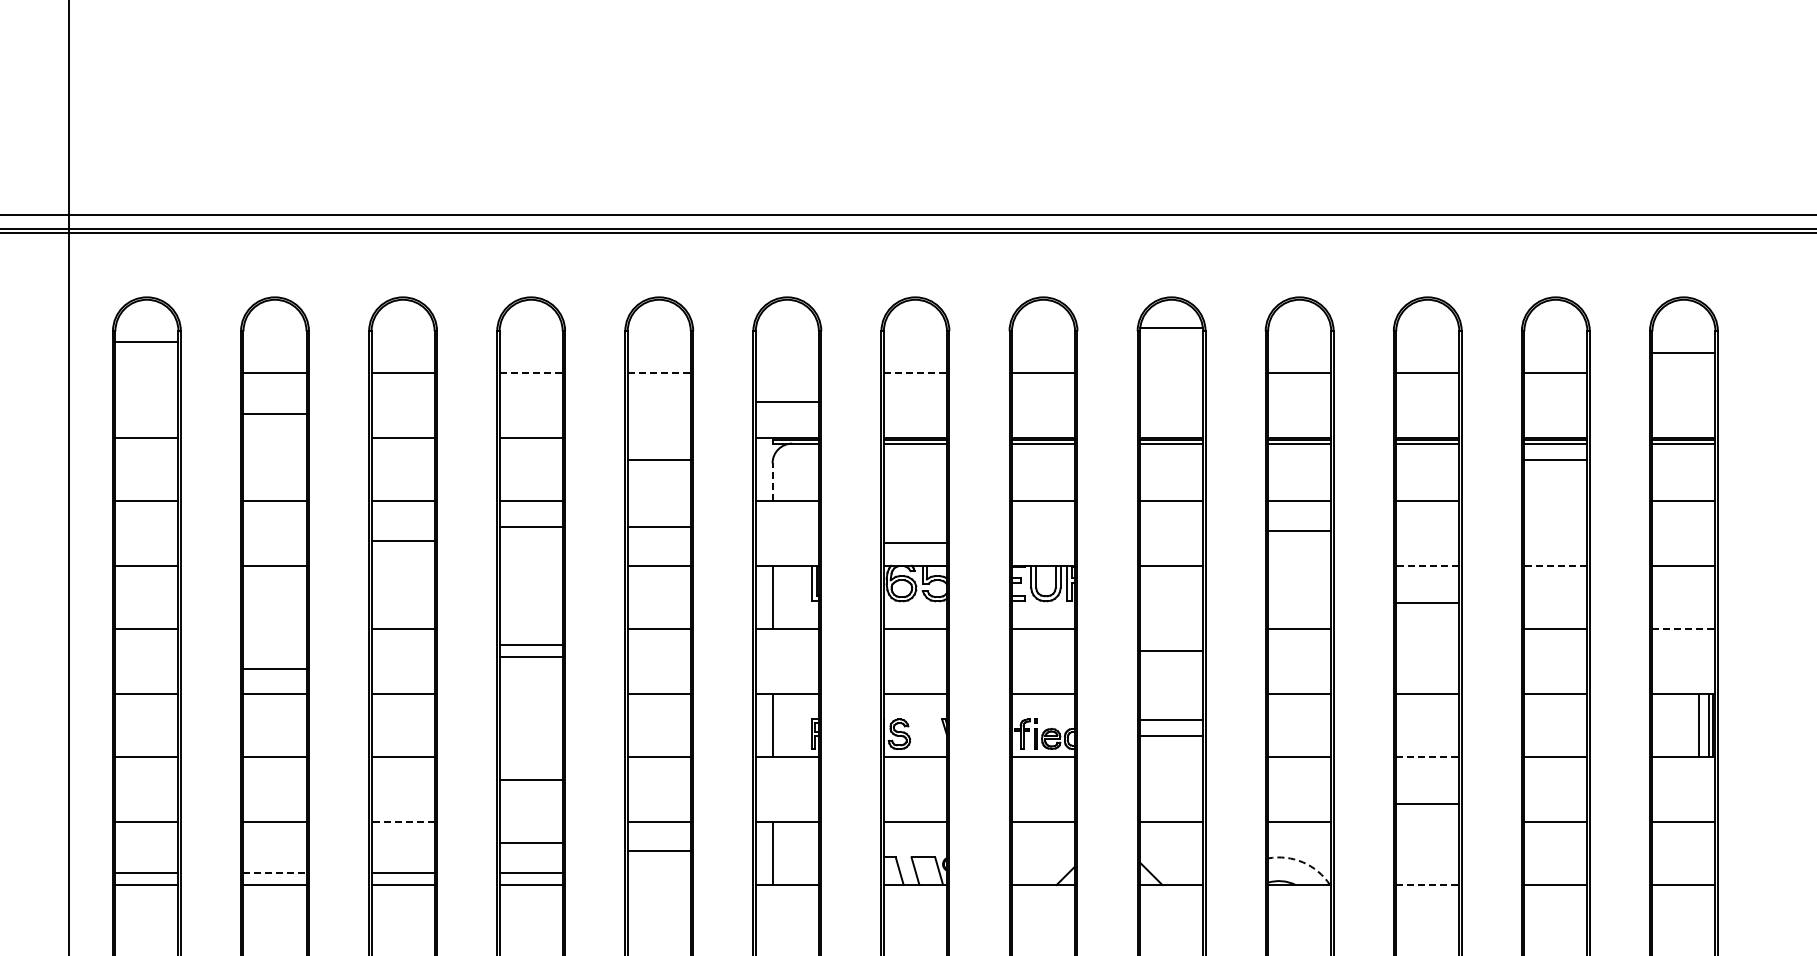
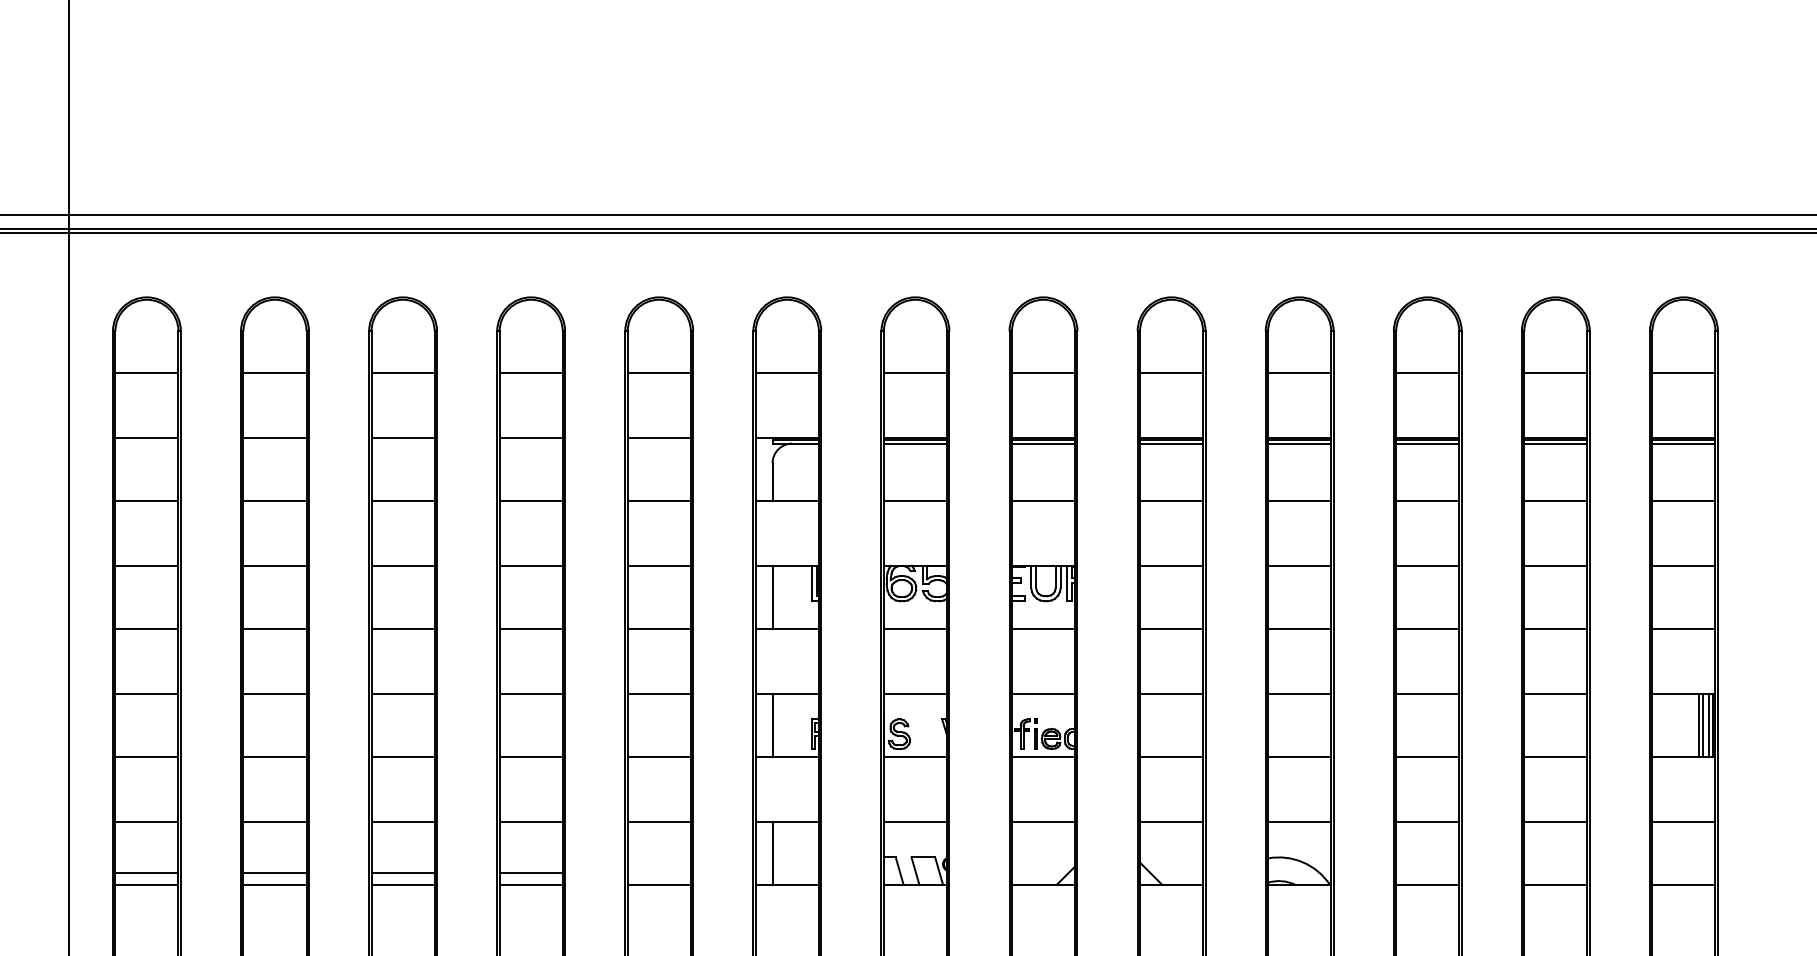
line position: (1171, 327) -> (1171, 372) (1171, 372)
line position: (146, 341) -> (146, 372) (146, 372)
line position: (1683, 352) -> (1683, 372) (1683, 372)
line: dashed -> solid (531, 372)
line: dashed -> solid (659, 372)
line: dashed -> solid (915, 372)
line position: (786, 401) -> (786, 372) (786, 372)
line position: (274, 413) -> (274, 437) (274, 437)
line position: (658, 459) -> (658, 437) (658, 437)
line position: (1555, 459) -> (1555, 500) (1555, 500)
line: dashed -> solid (772, 482)
line position: (530, 526) -> (530, 565) (530, 565)
line position: (658, 526) -> (658, 500) (658, 500)
line position: (1299, 530) -> (1299, 565) (1299, 565)
line position: (402, 540) -> (402, 565) (402, 565)
line position: (914, 542) -> (914, 500) (914, 500)
line: dashed -> solid (1427, 565)
line: dashed -> solid (1555, 565)
line position: (1427, 602) -> (1427, 628) (1427, 628)
line: dashed -> solid (1683, 628)
line position: (530, 644) -> (530, 628) (530, 628)
line position: (1171, 650) -> (1171, 628) (1171, 628)
line position: (530, 656) -> (530, 693) (530, 693)
line position: (274, 668) -> (274, 628) (274, 628)
line position: (1171, 719) -> (1171, 693) (1171, 693)
line: none -> present (1702, 724)
line position: (1171, 735) -> (1171, 756) (1171, 756)
line: dashed -> solid (1427, 756)
line position: (530, 779) -> (530, 756) (530, 756)
line position: (1427, 803) -> (1427, 821) (1427, 821)
line: dashed -> solid (403, 821)
line position: (530, 842) -> (530, 821) (530, 821)
line position: (658, 851) -> (658, 885) (658, 885)
arc: dashed -> solid (1303, 862)
line: dashed -> solid (275, 873)
line: dashed -> solid (1427, 885)
